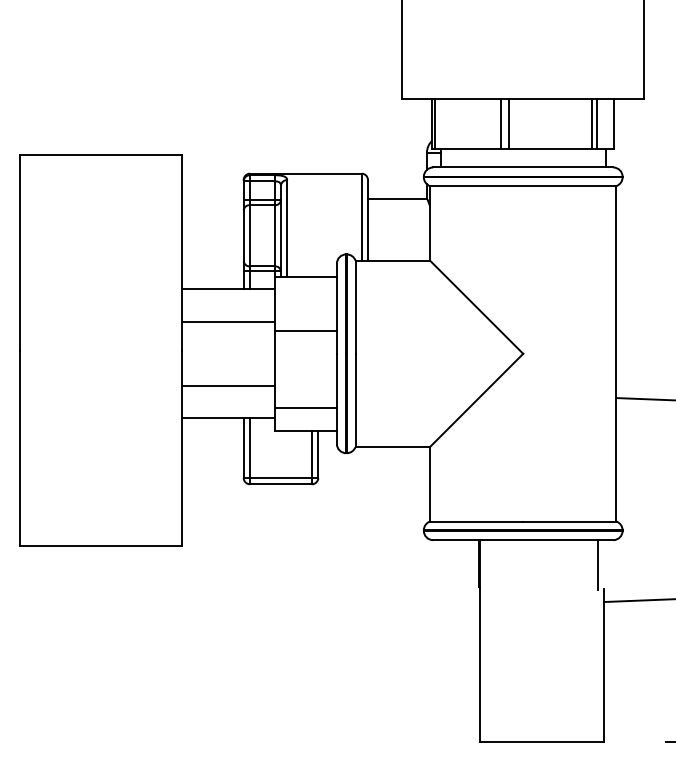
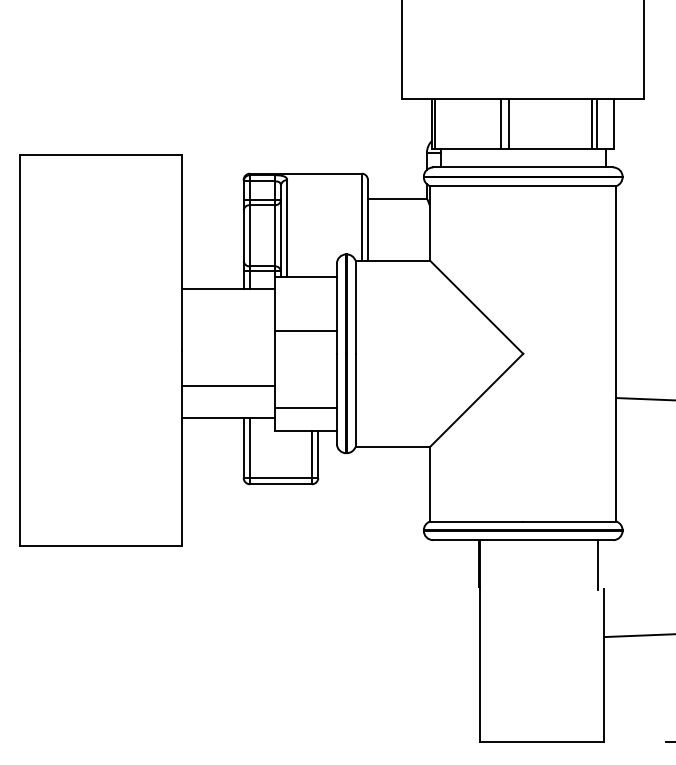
line: present -> none (227, 321)
line position: (637, 600) -> (638, 635) (638, 635)
